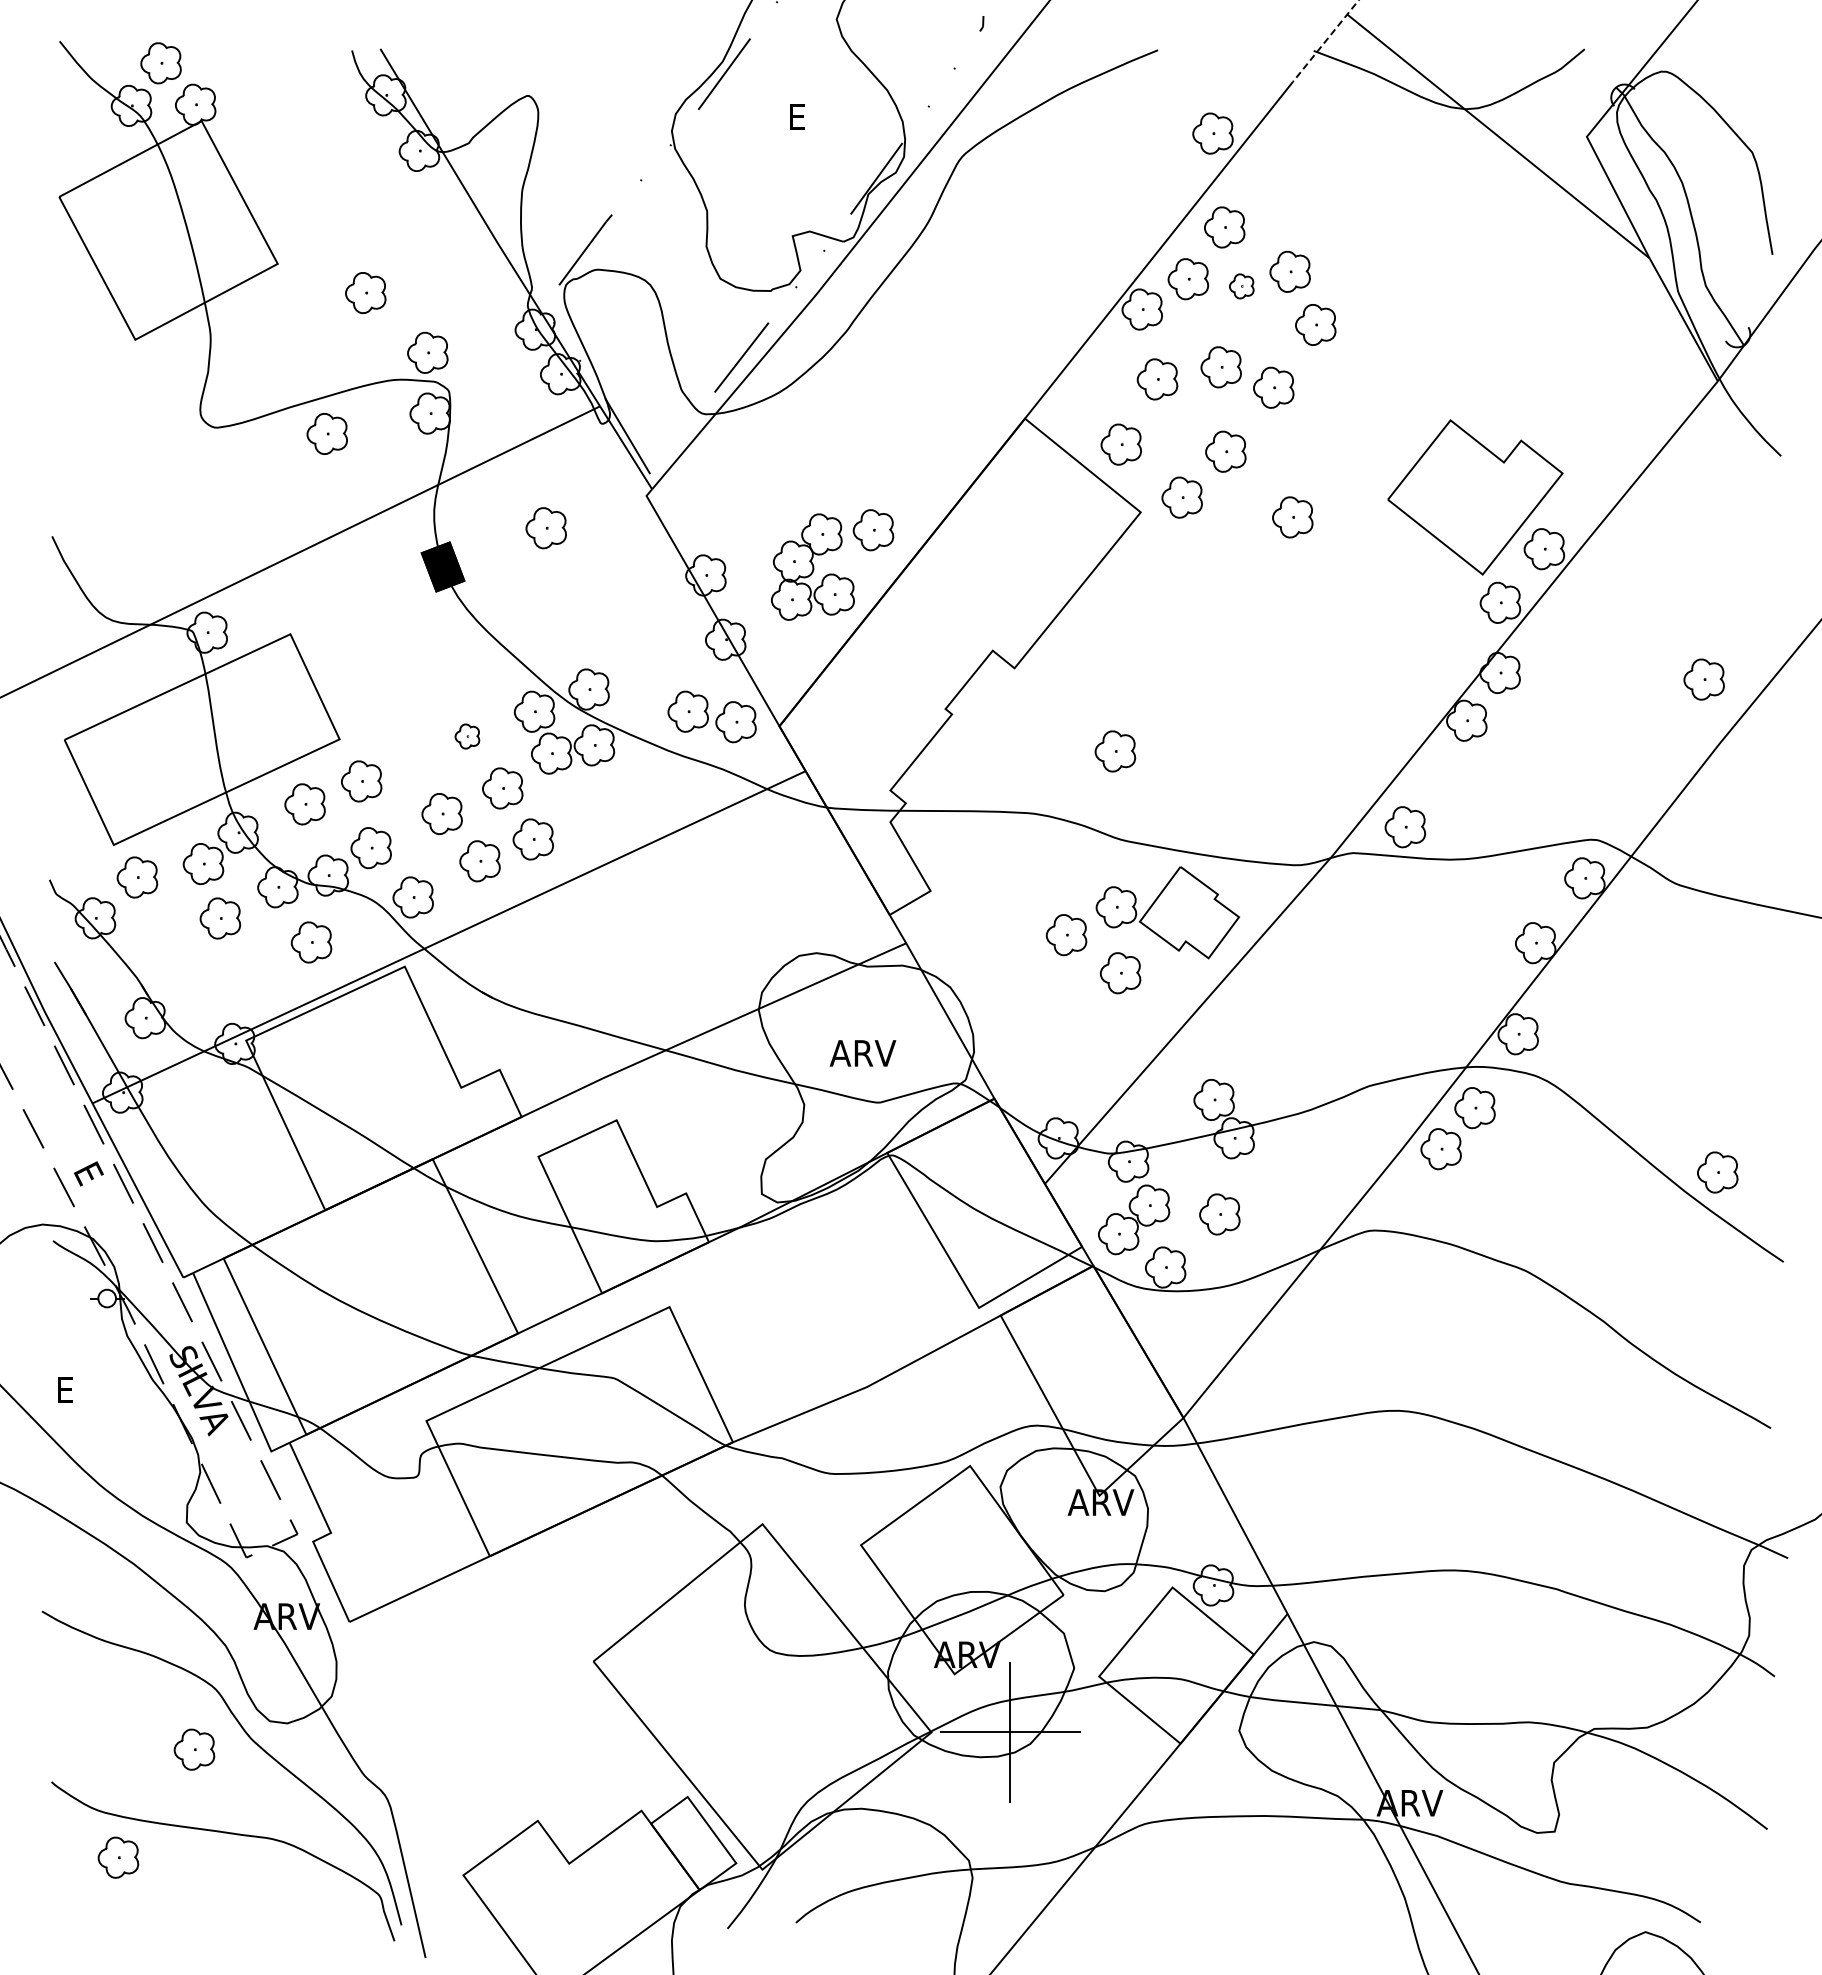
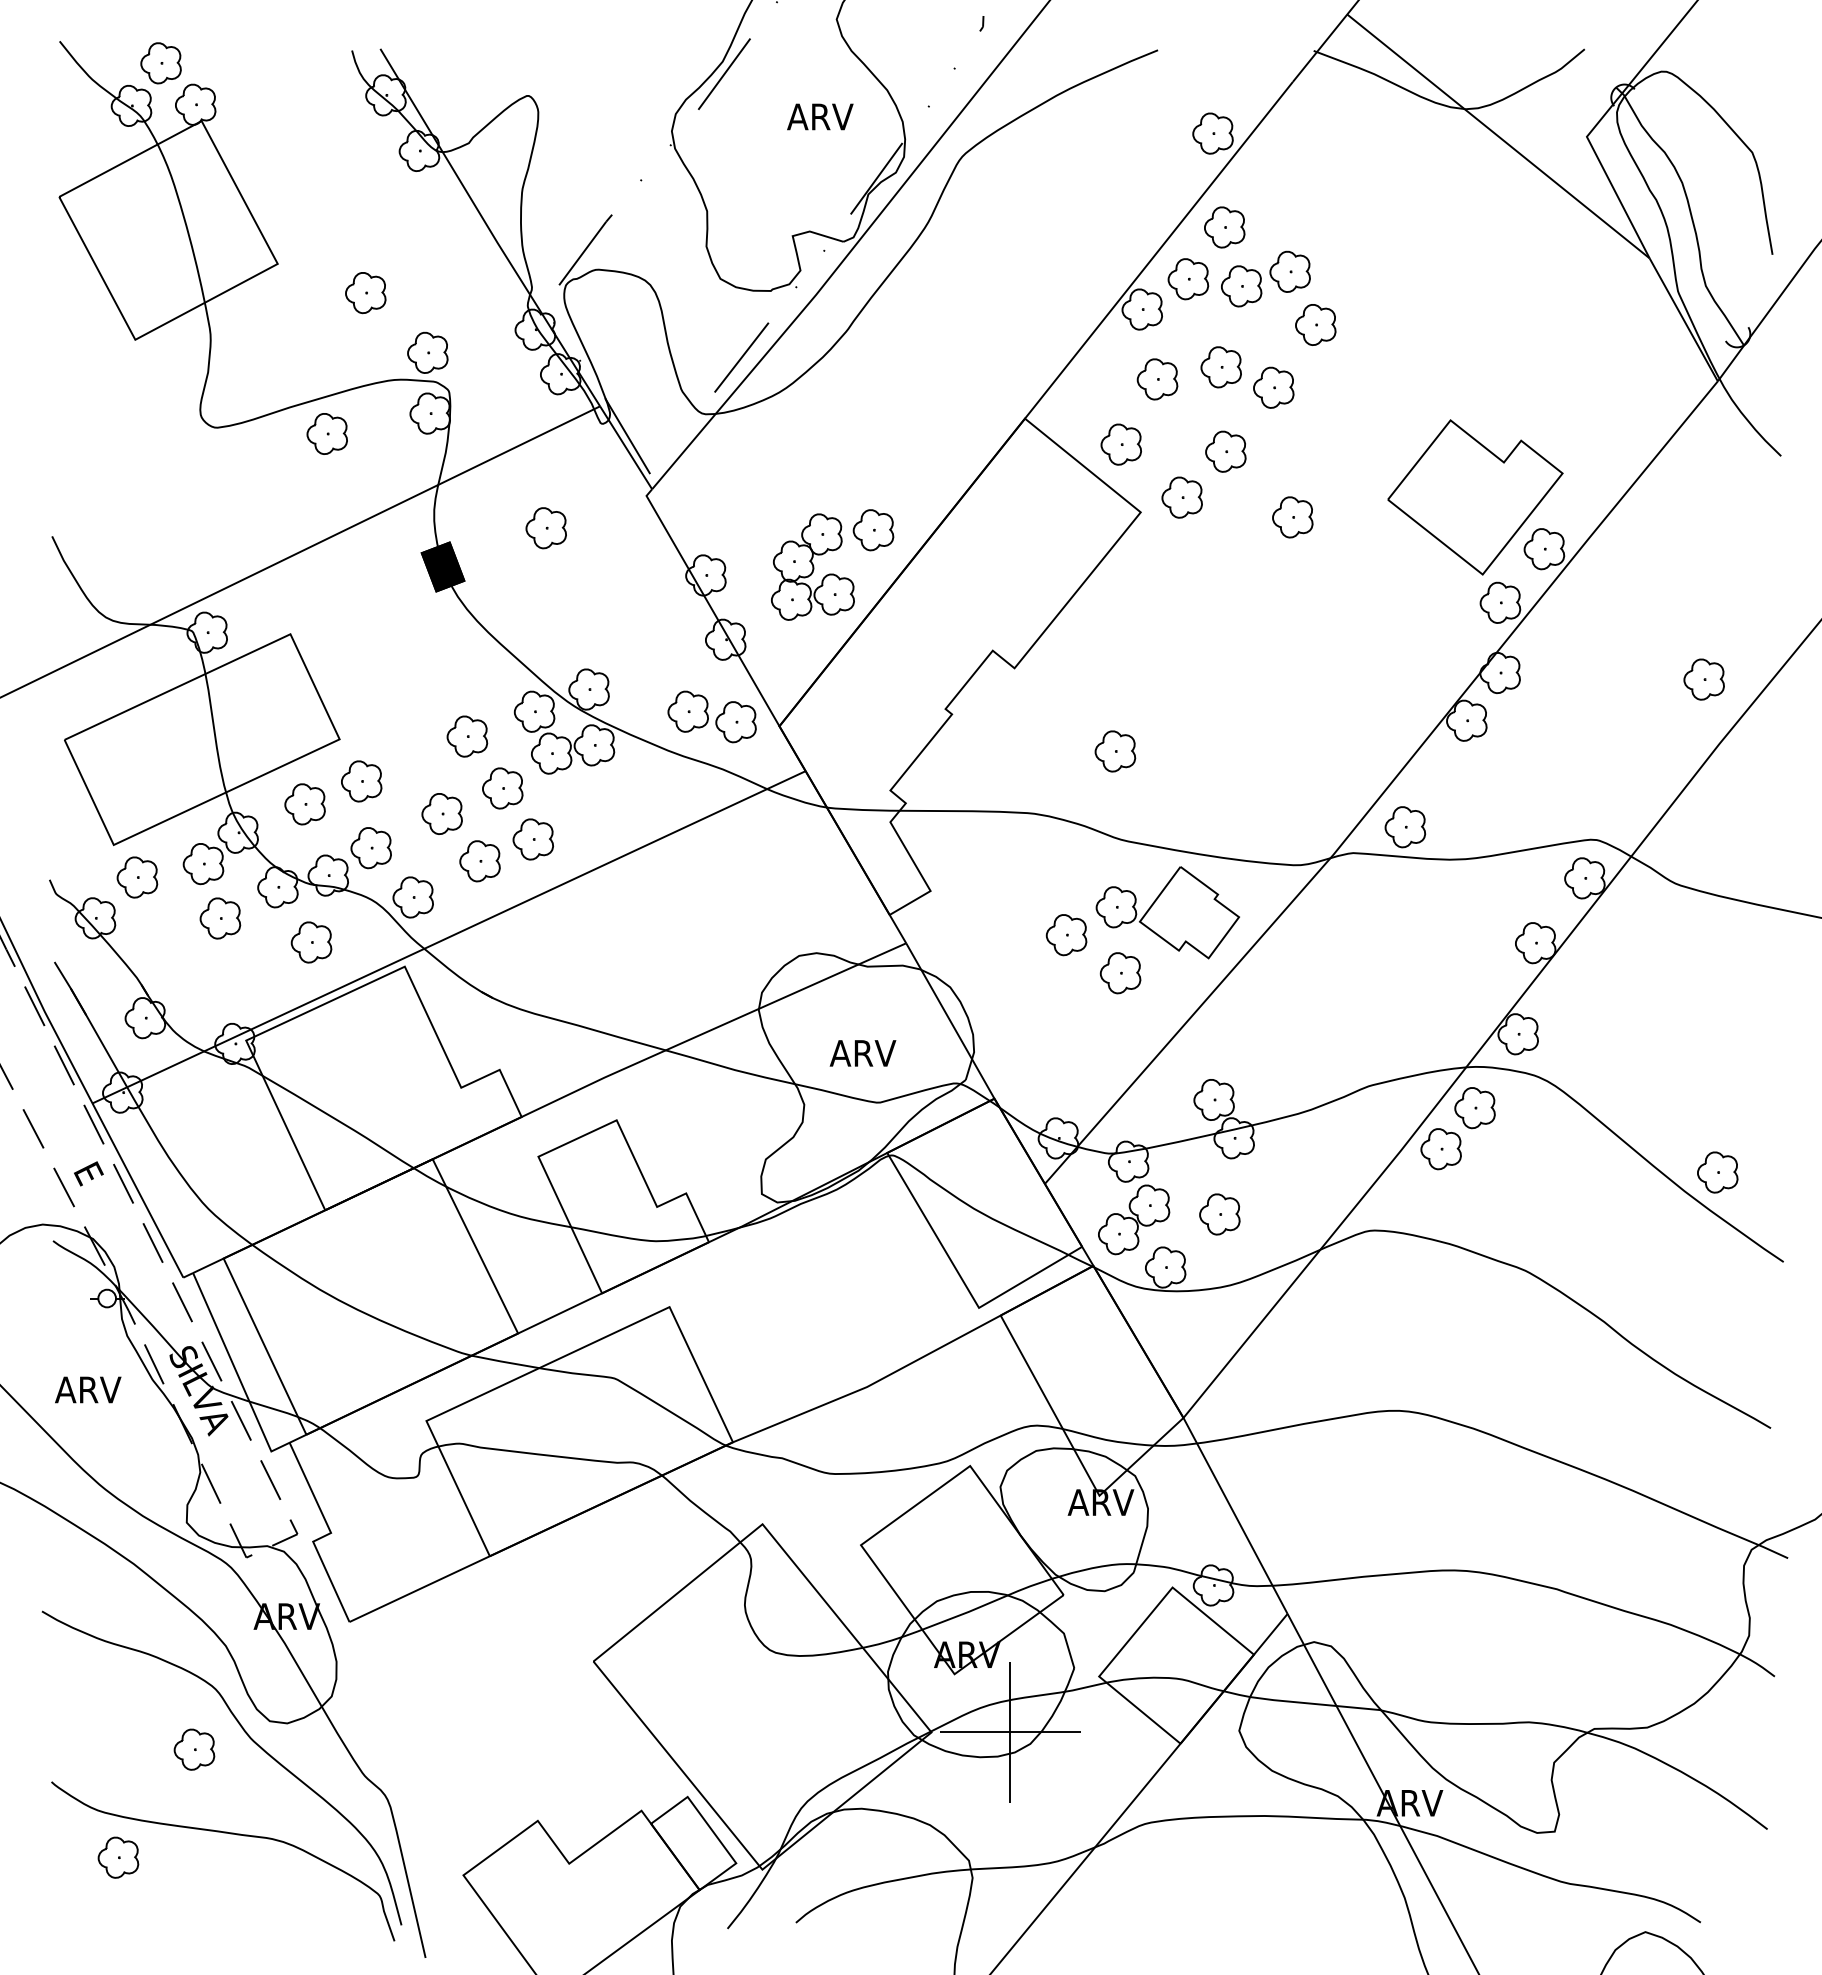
line: dashed -> solid (1326, 40)
text: E -> ARV (820, 116)
part size: 26x27 px -> 42x43 px (1241, 286)
part size: 27x27 px -> 43x43 px (467, 736)
text: E -> ARV (88, 1389)
